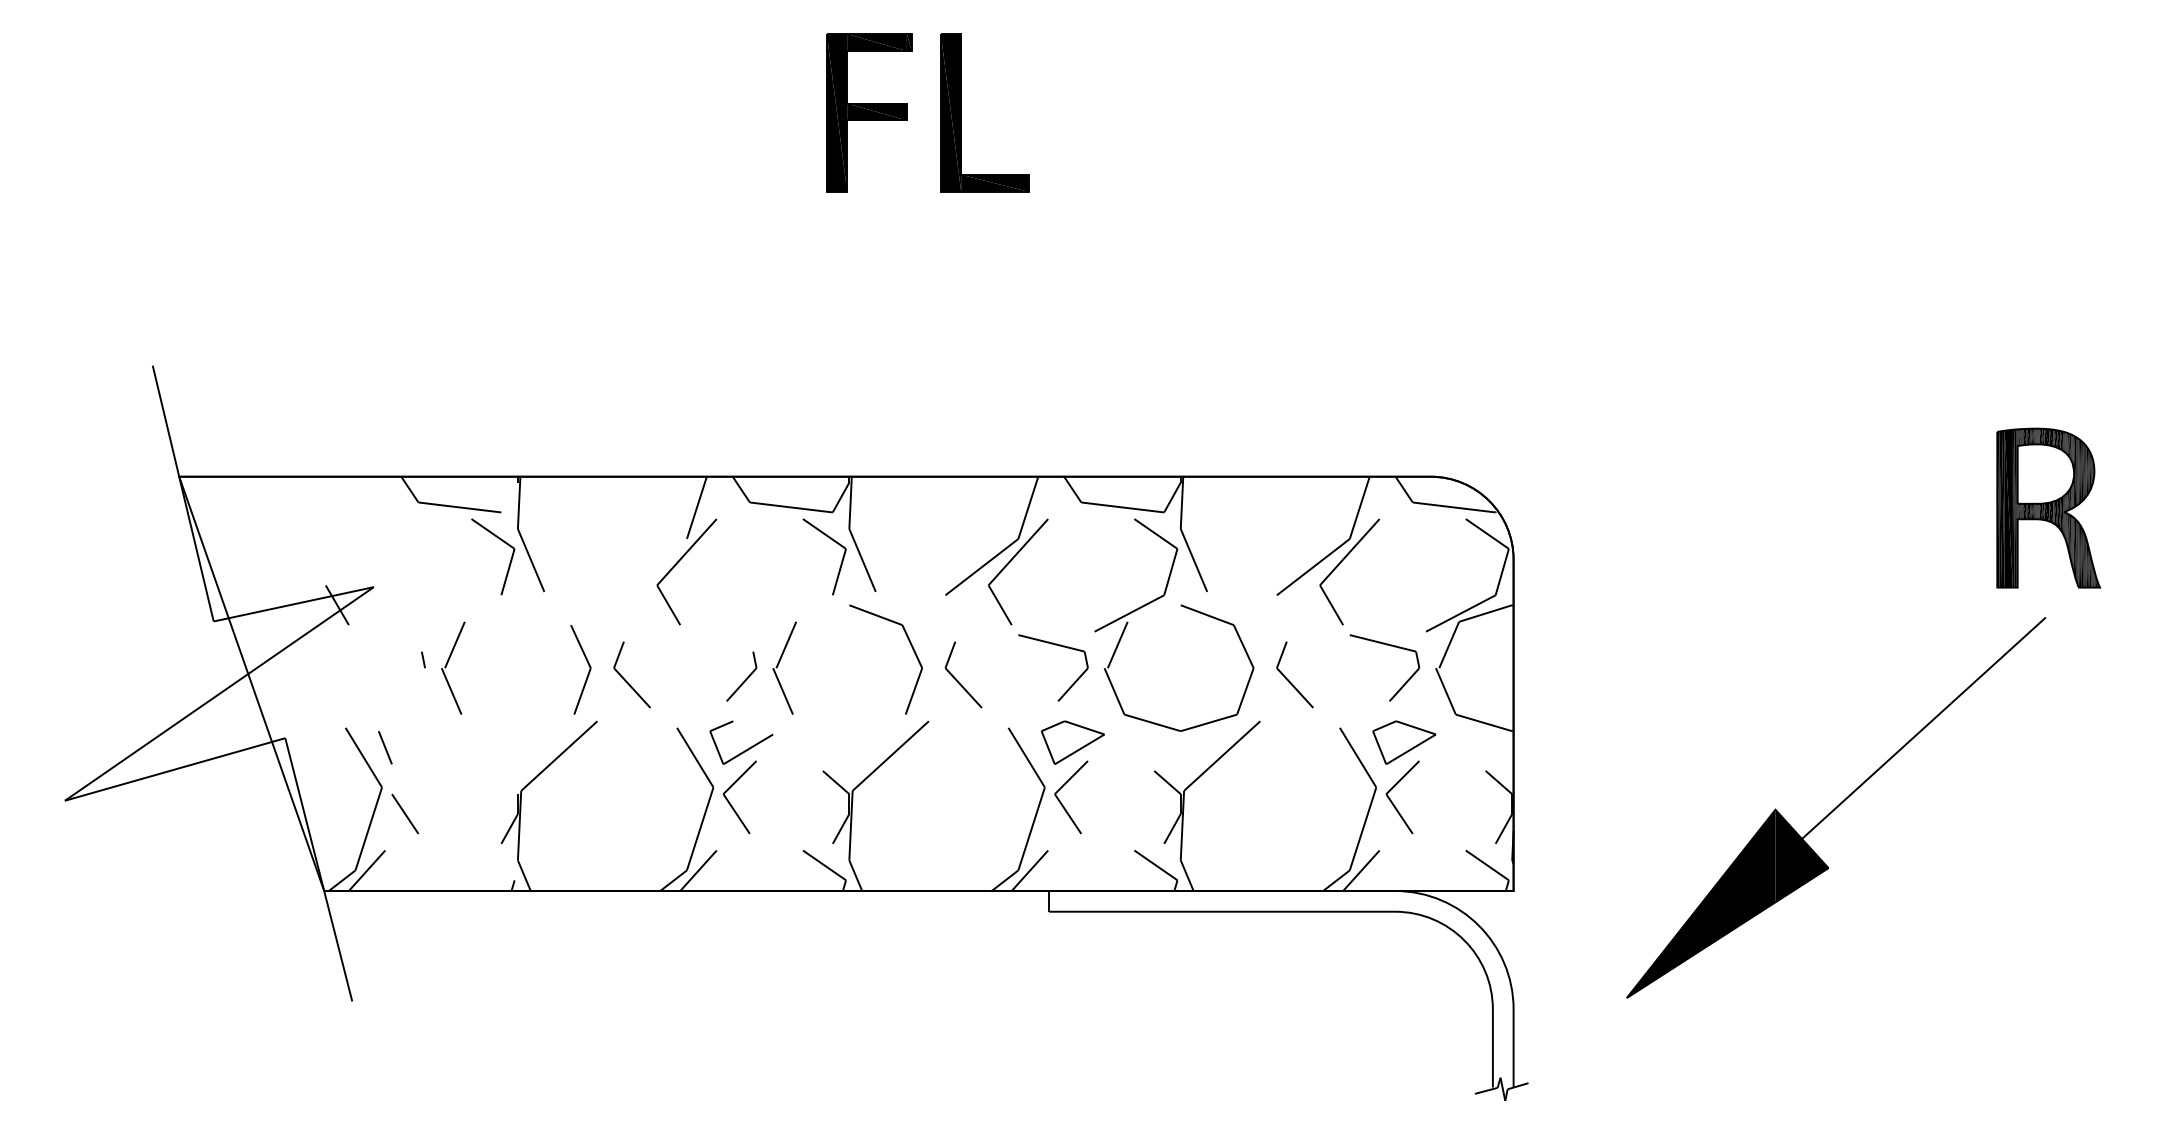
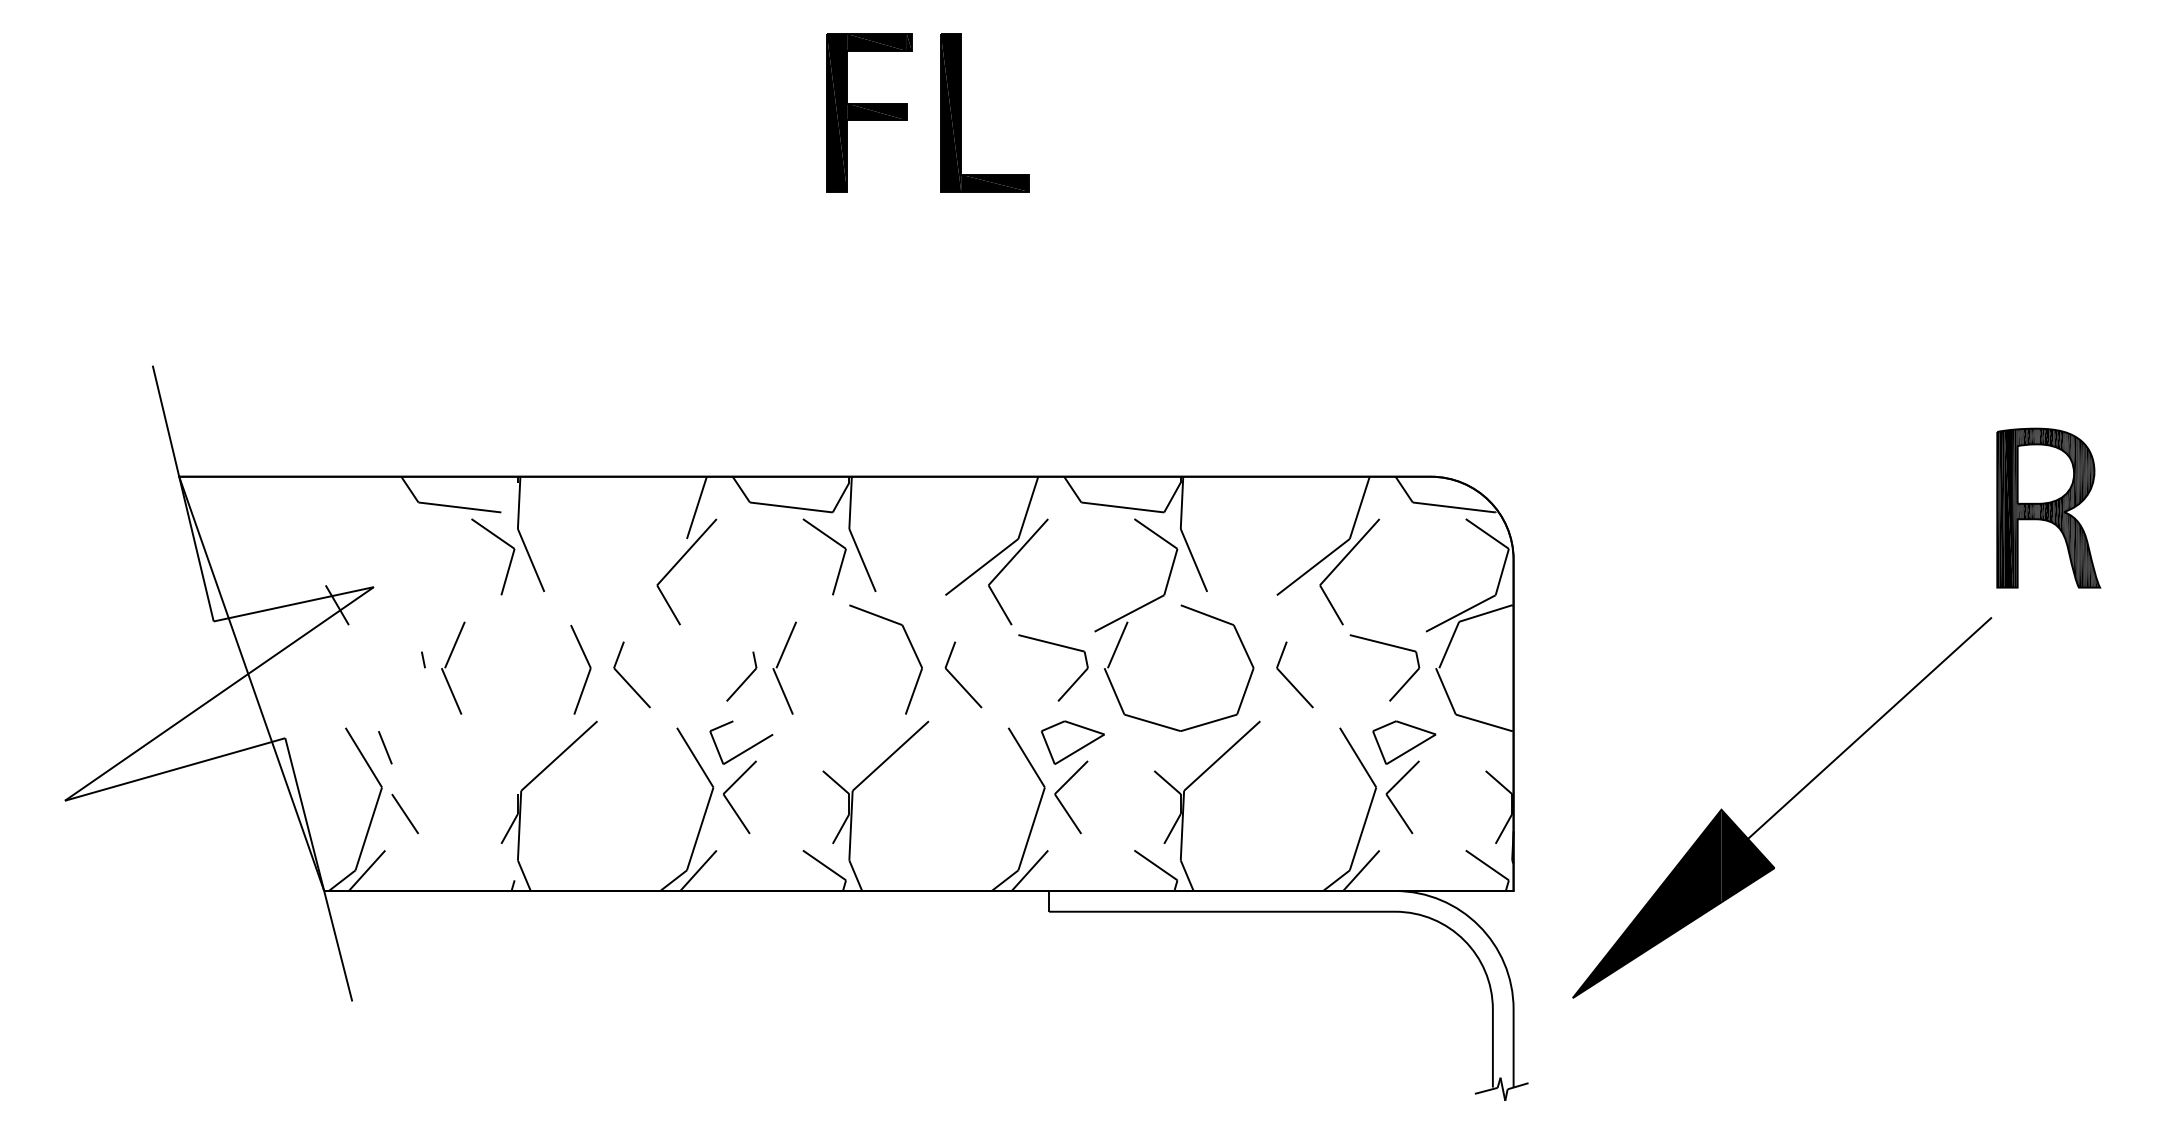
part position: (1836, 807) -> (1782, 807) (1782, 807)
